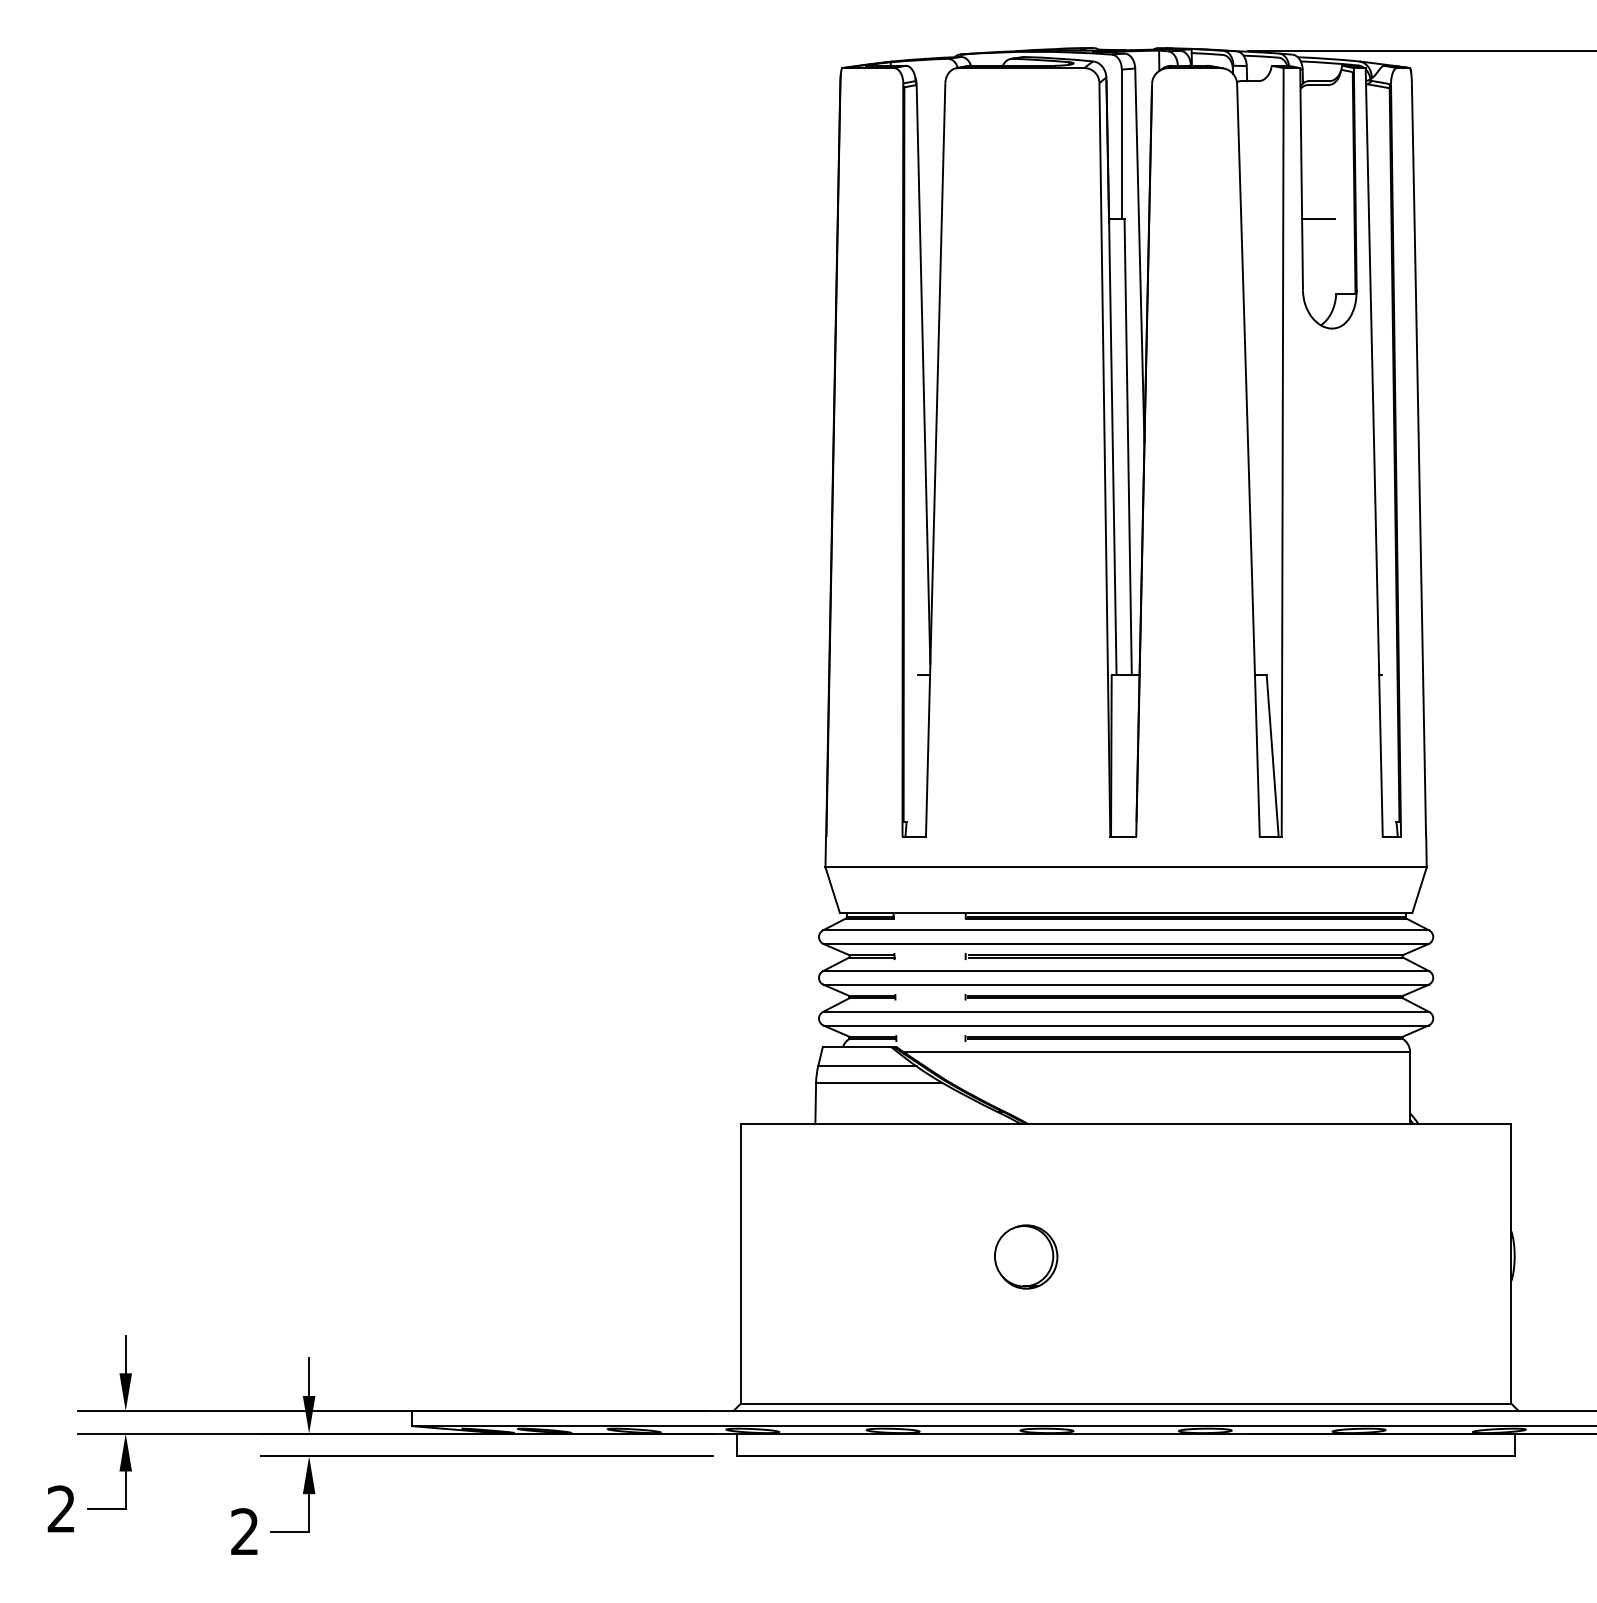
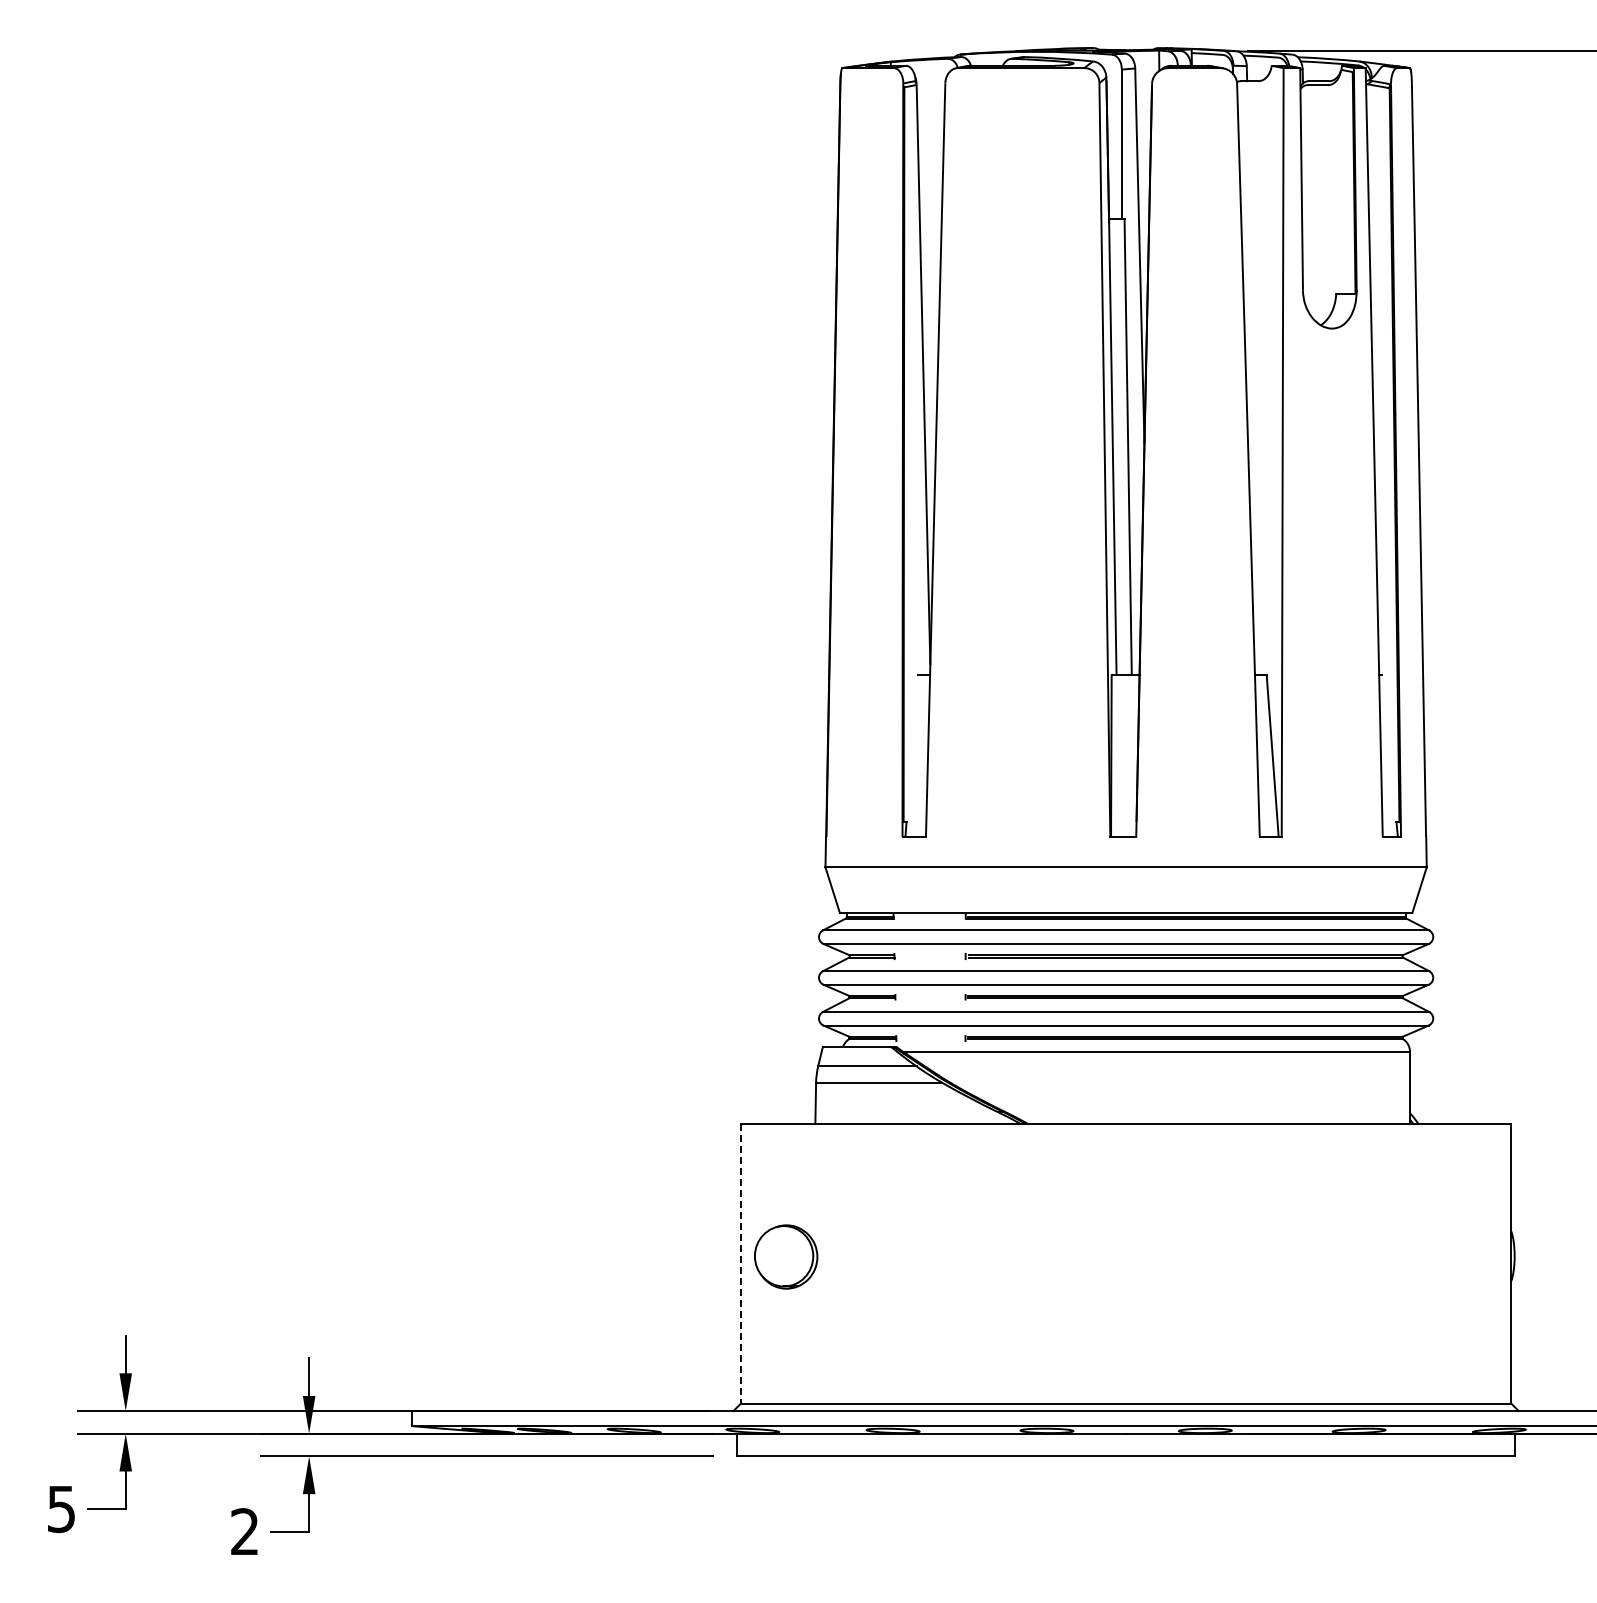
line: present -> none (1318, 219)
part position: (1026, 1256) -> (786, 1256) (786, 1256)
line: solid -> dashed (741, 1263)
text: 2 -> 5 (60, 1509)
